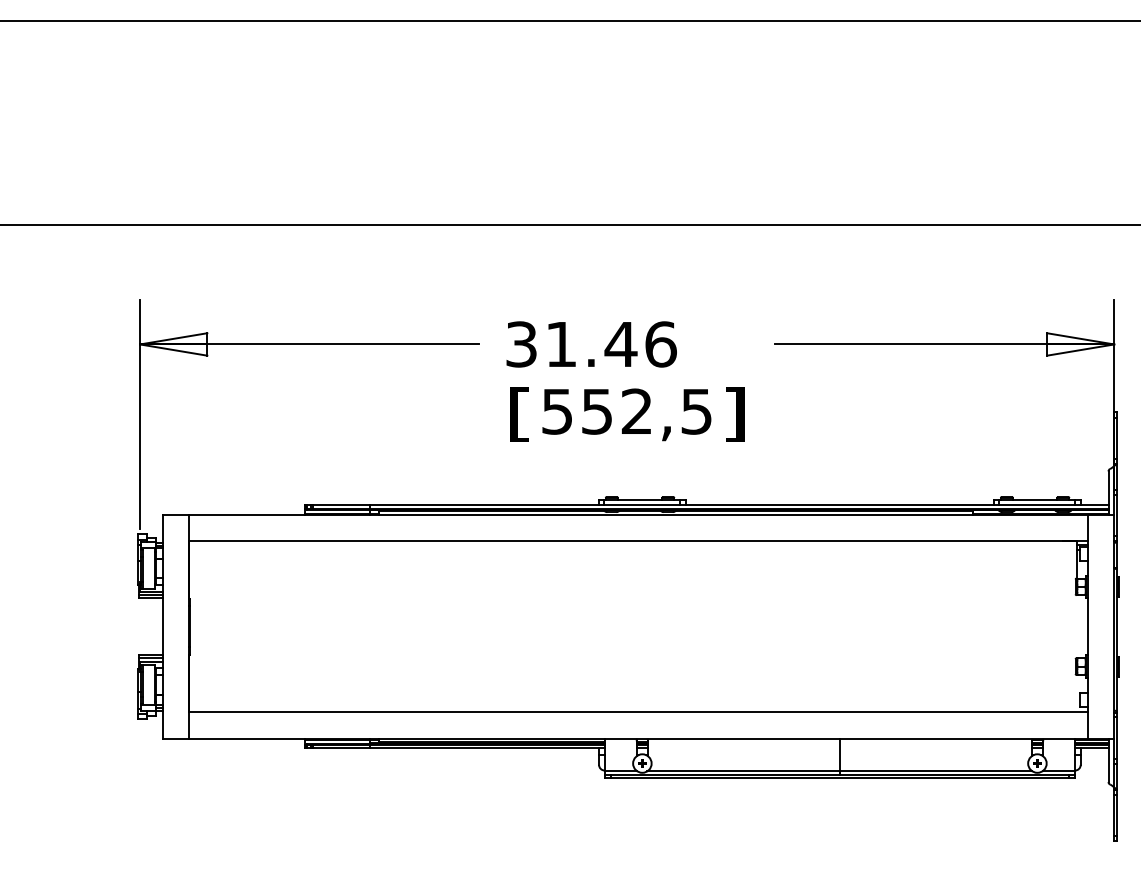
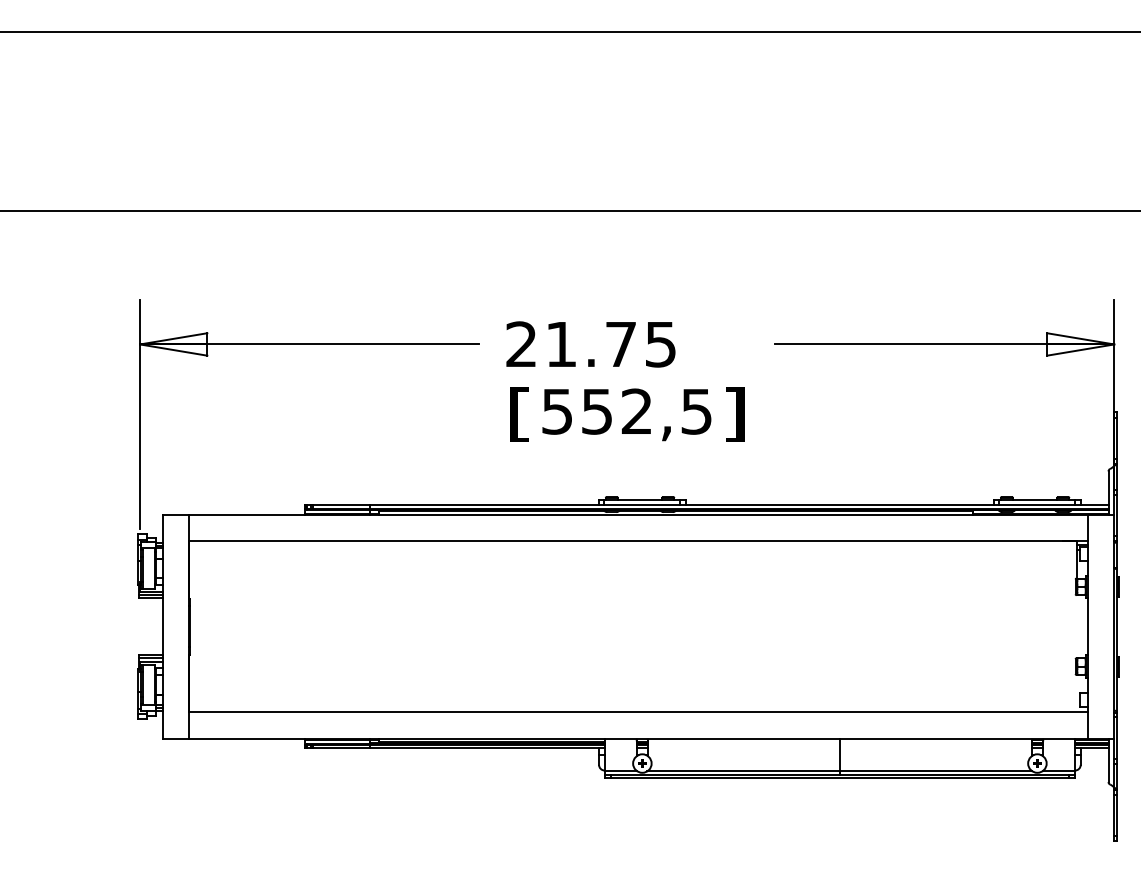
line position: (569, 20) -> (569, 31) (569, 31)
line position: (569, 224) -> (569, 210) (569, 210)
text: 31.46 -> 21.75 (591, 344)
